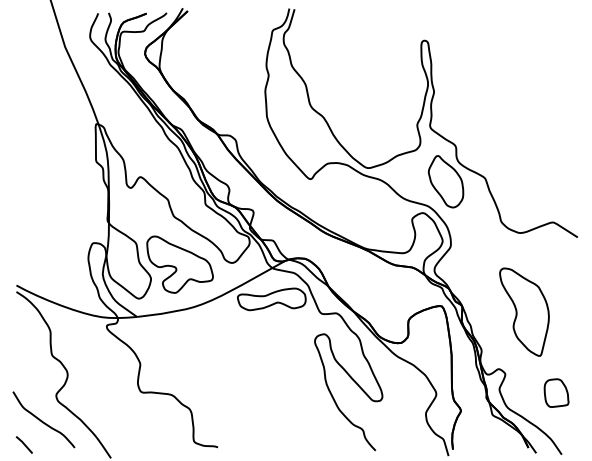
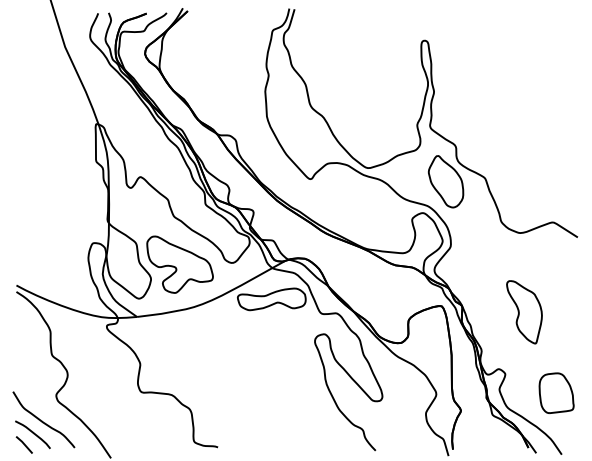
part size: 51x90 px -> 37x65 px (524, 312)
part size: 27x30 px -> 37x42 px (556, 392)
curve: none -> present (32, 433)
